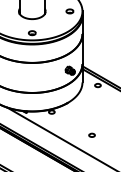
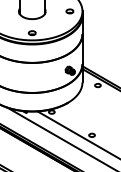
line: none -> present (77, 134)
